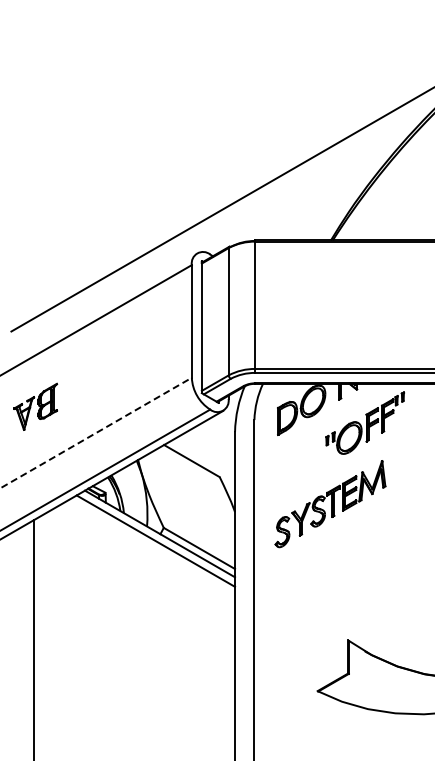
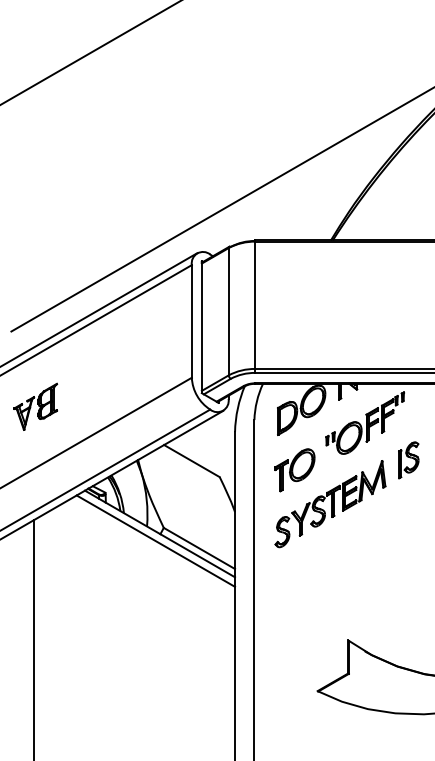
line: none -> present (90, 52)
line: none -> present (99, 309)
line: dashed -> solid (96, 432)
part: none -> present (408, 460)
part: none -> present (294, 470)
